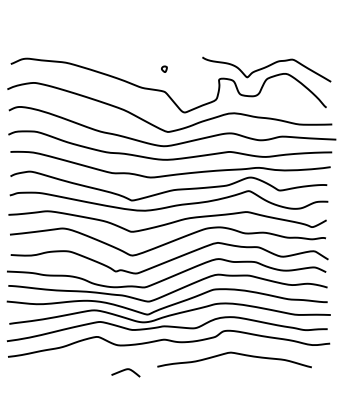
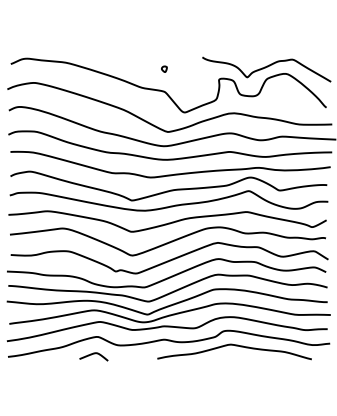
curve position: (235, 354) -> (235, 346) (235, 346)
curve position: (125, 370) -> (93, 354) (93, 354)
